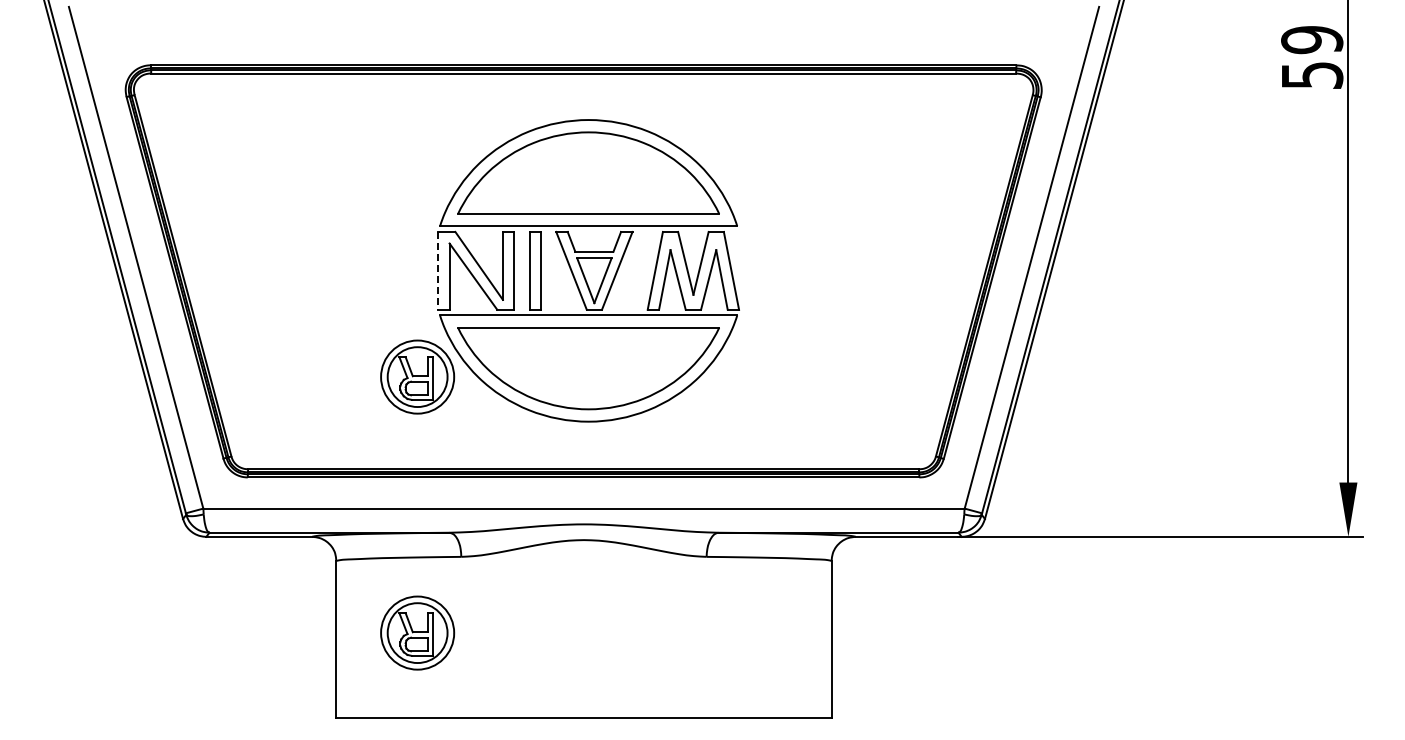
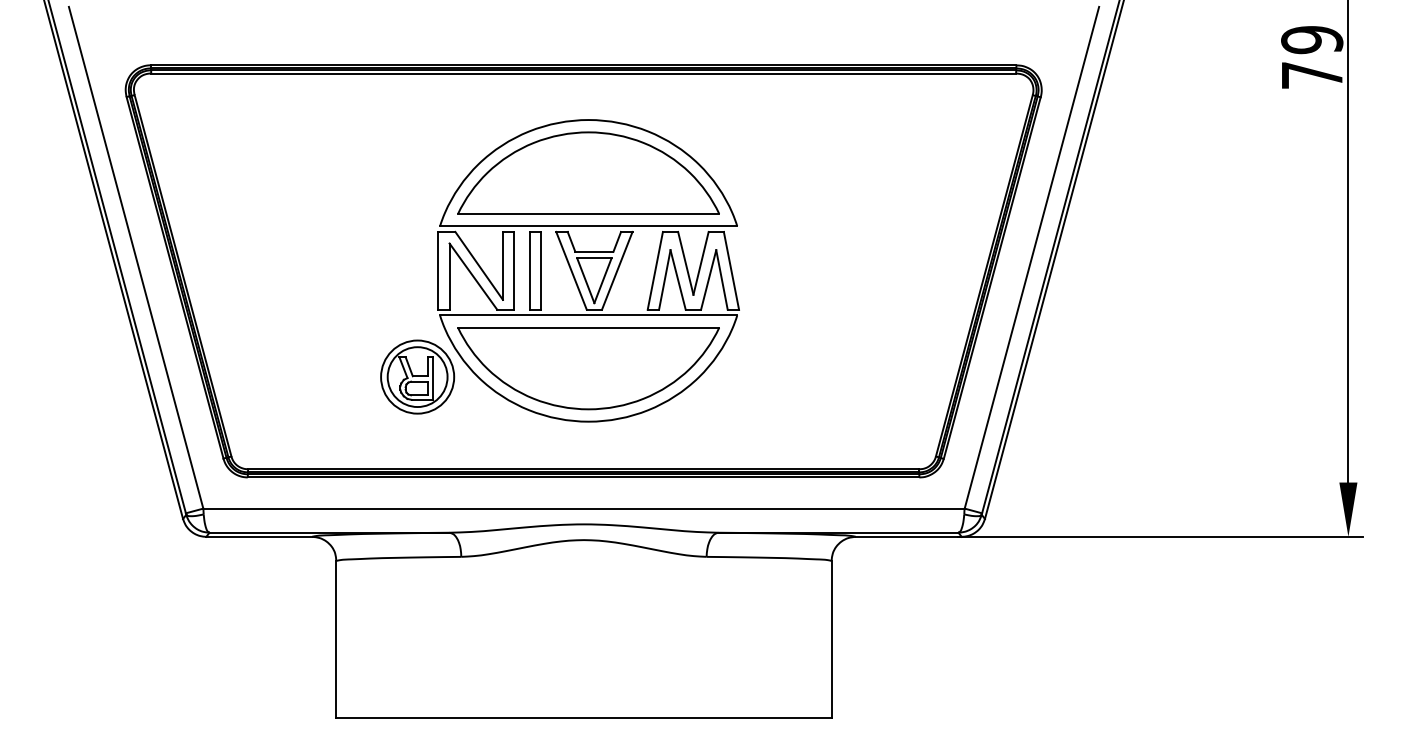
text: 59 -> 79 (1312, 75)
line: dashed -> solid (438, 270)
part: present -> none (417, 632)
